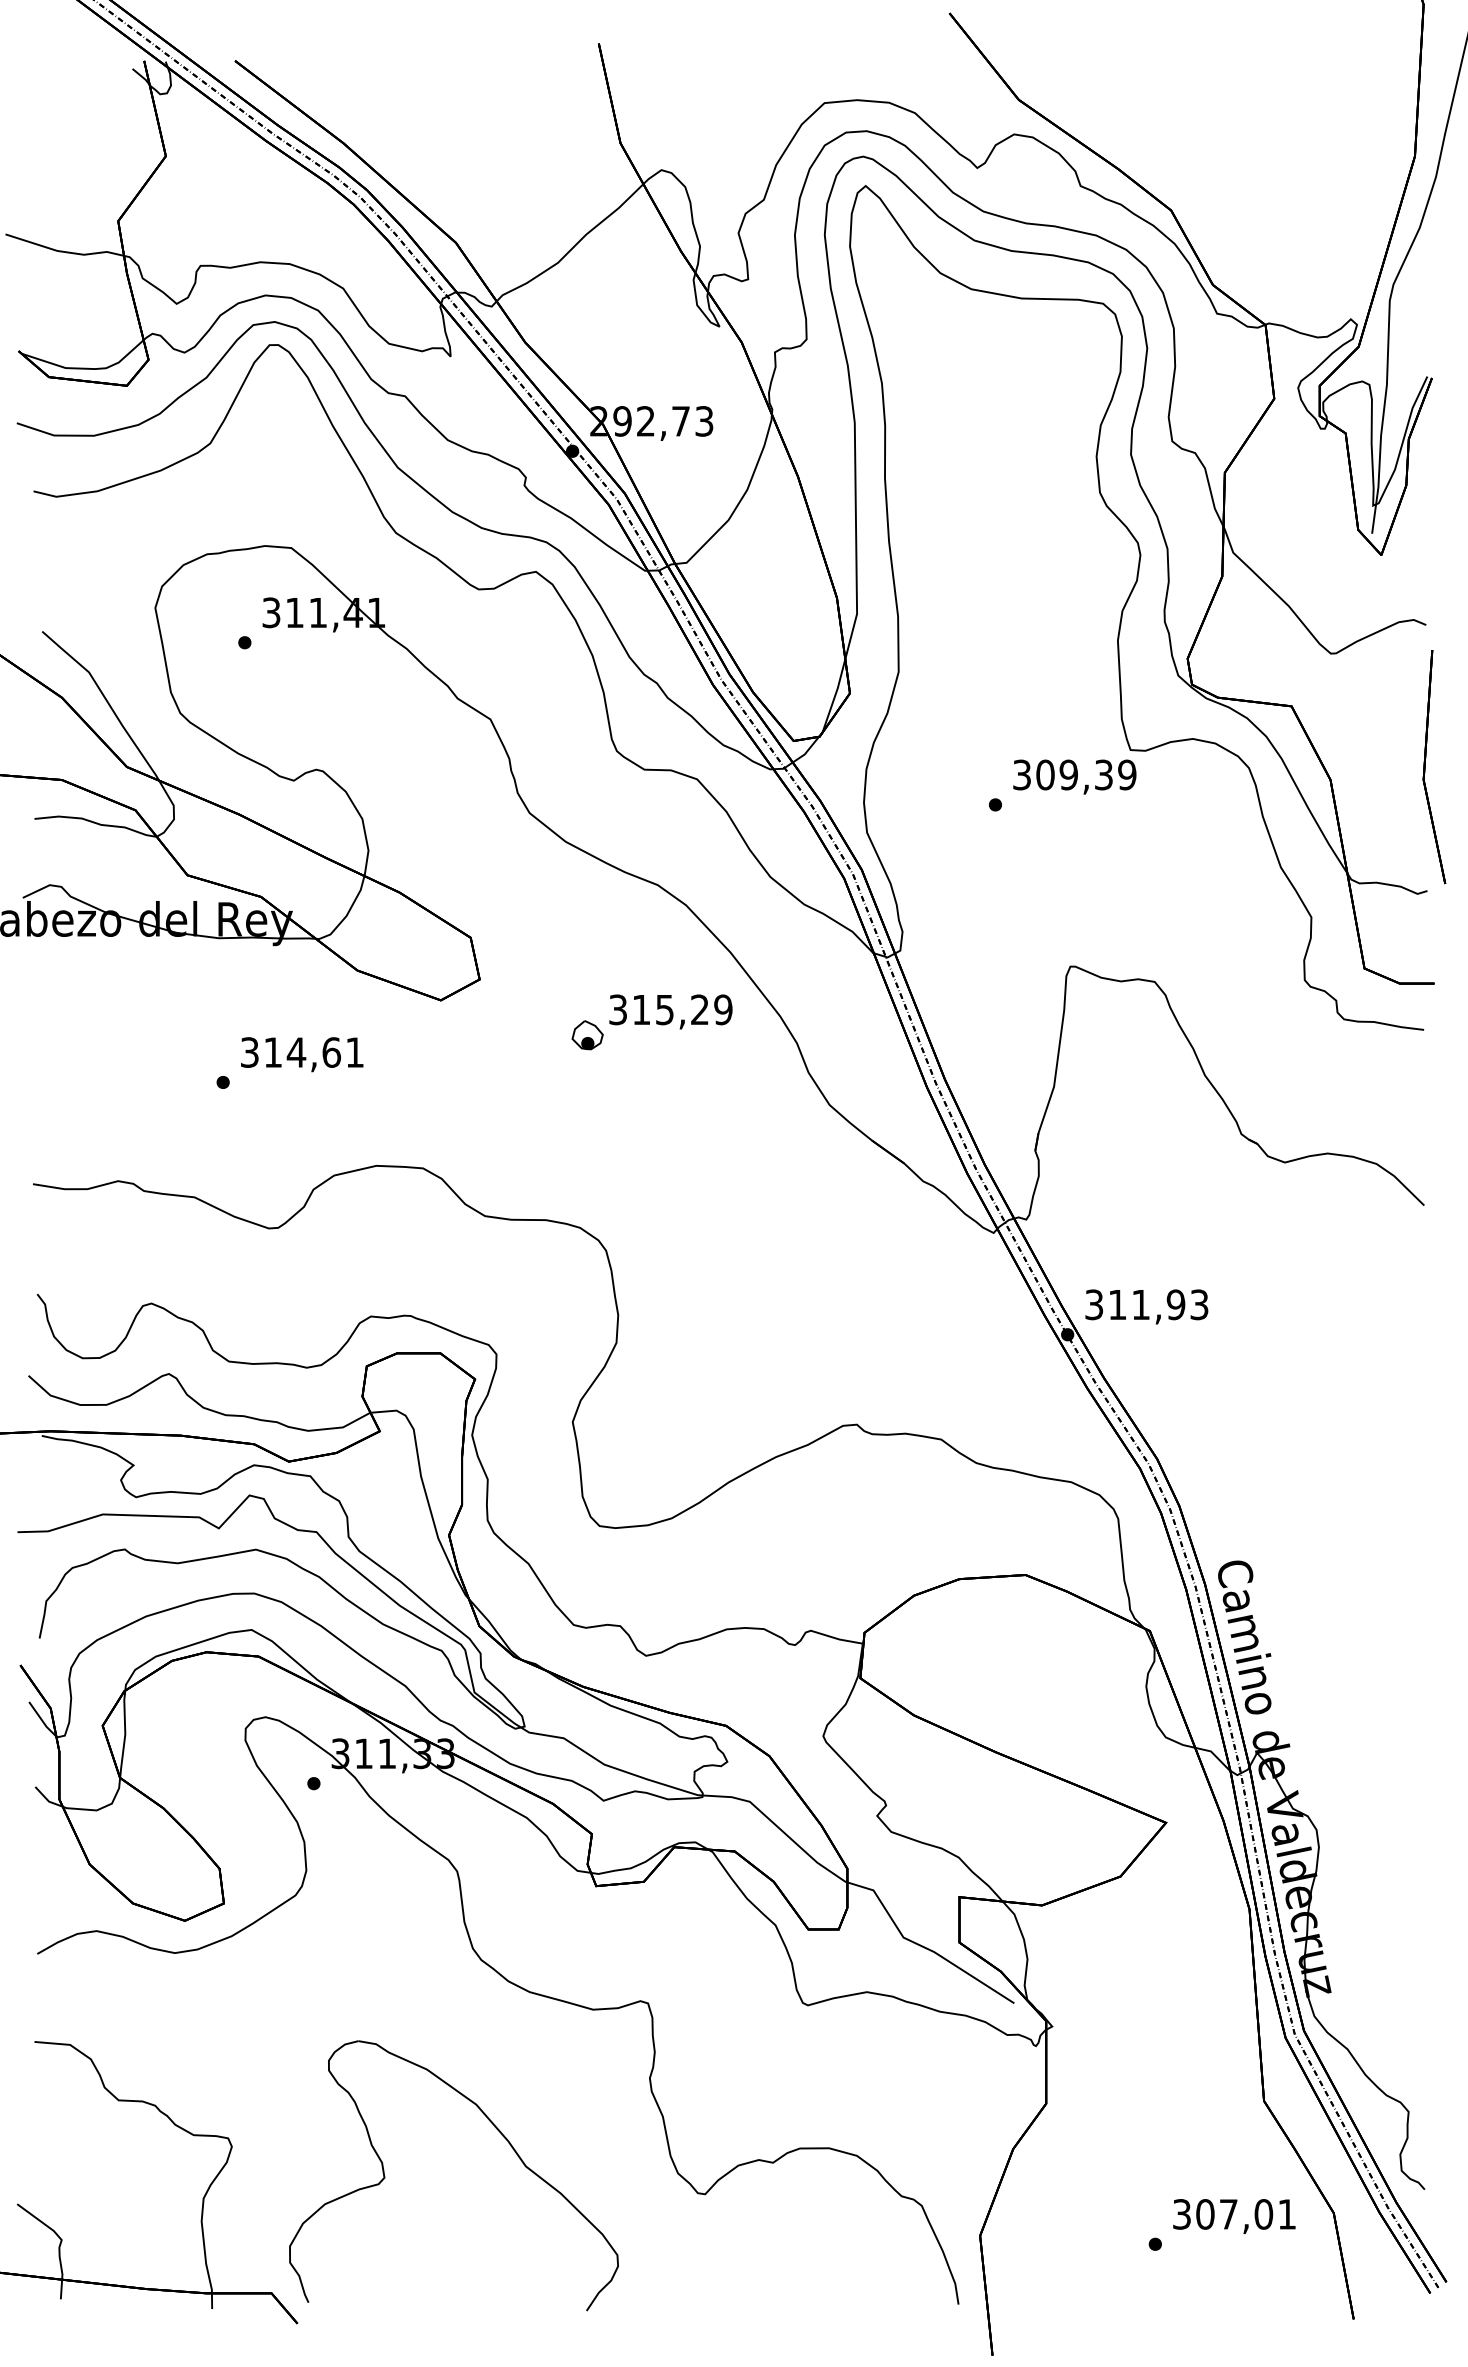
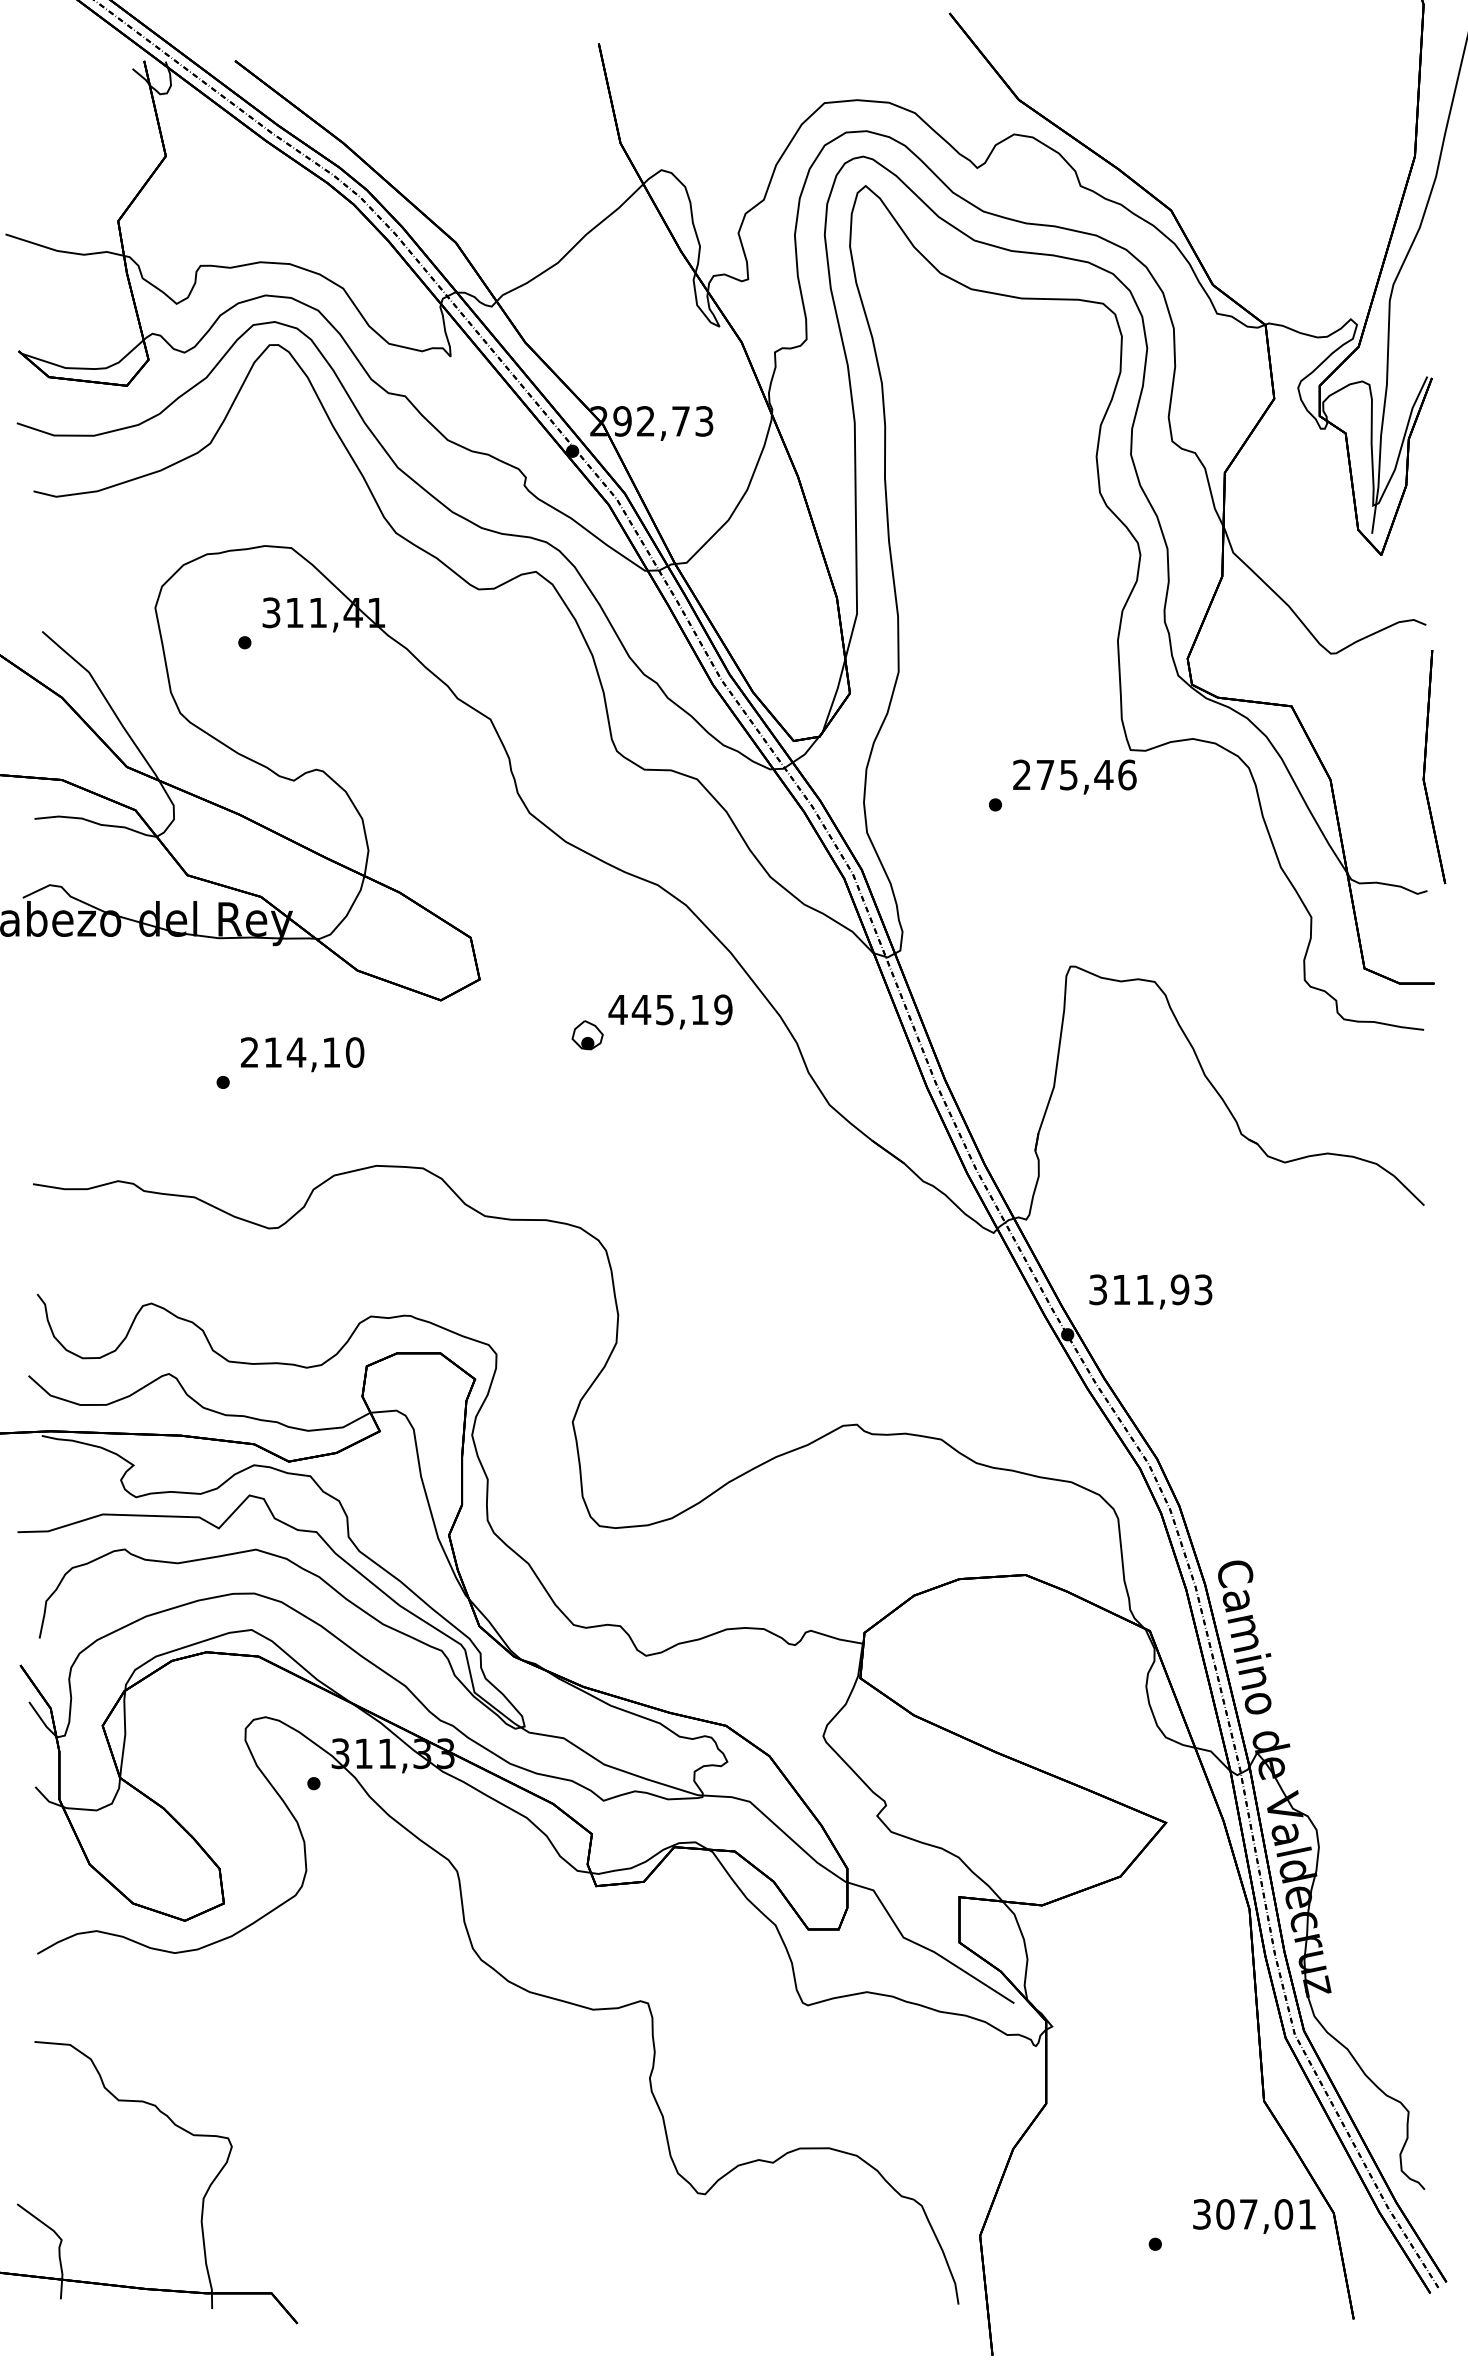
text: 309,39 -> 275,46 (1074, 774)
text: 315,29 -> 445,19 (658, 1009)
text: 314,61 -> 214,10 (302, 1052)
text position: (1146, 1306) -> (1150, 1291) (1150, 1291)
part: present -> none (502, 2136)
text position: (1234, 2216) -> (1254, 2216) (1254, 2216)
